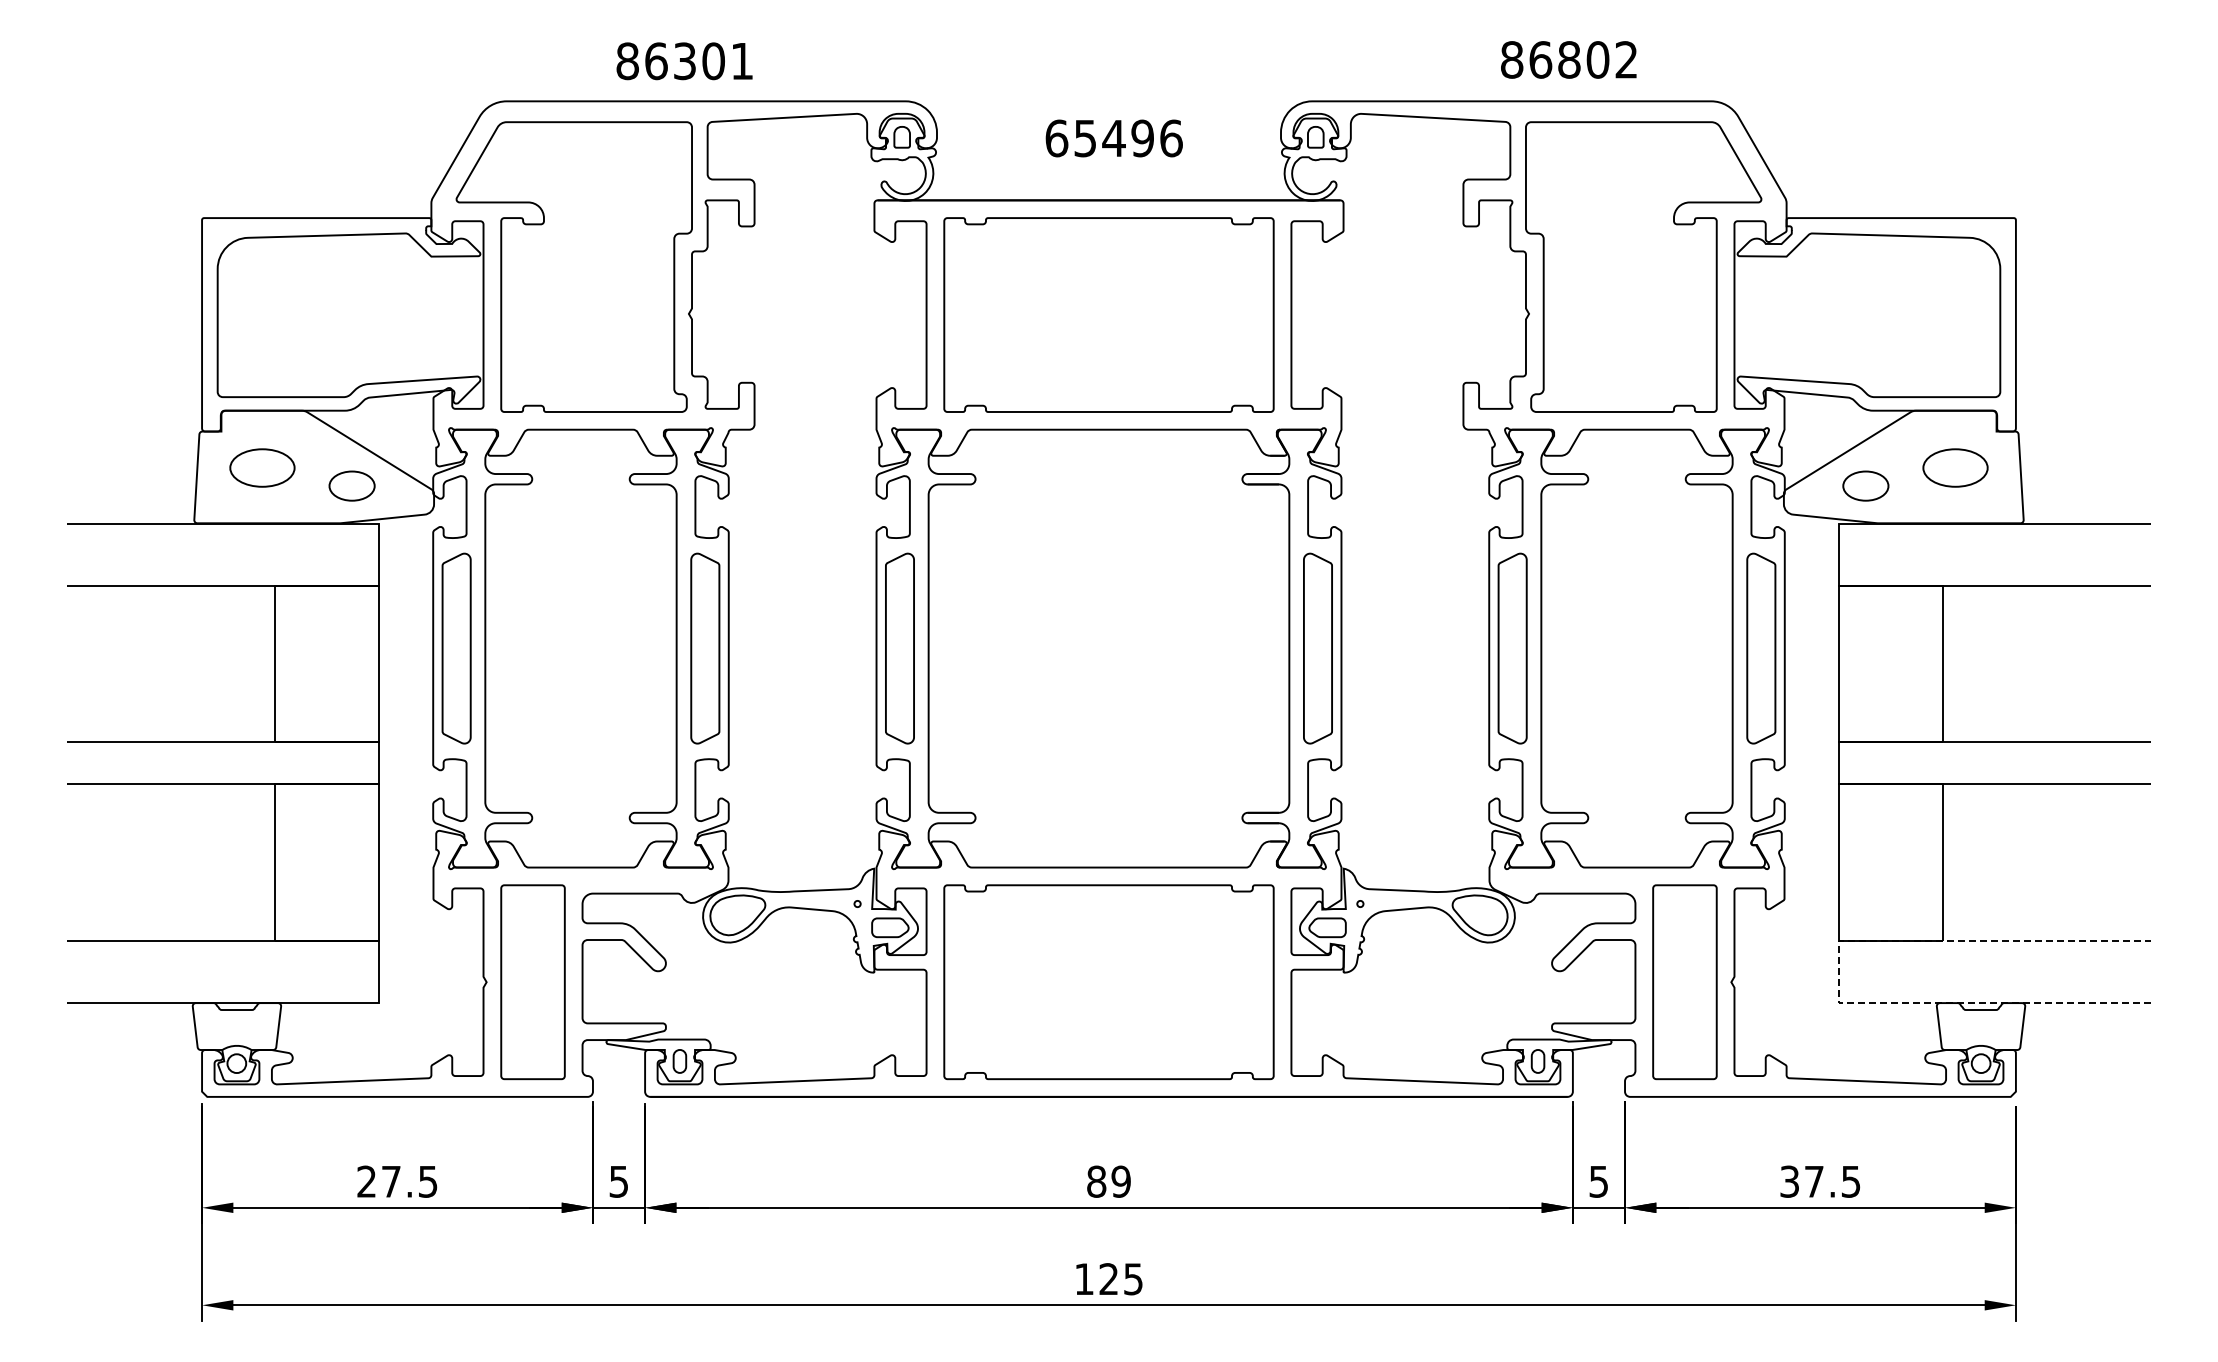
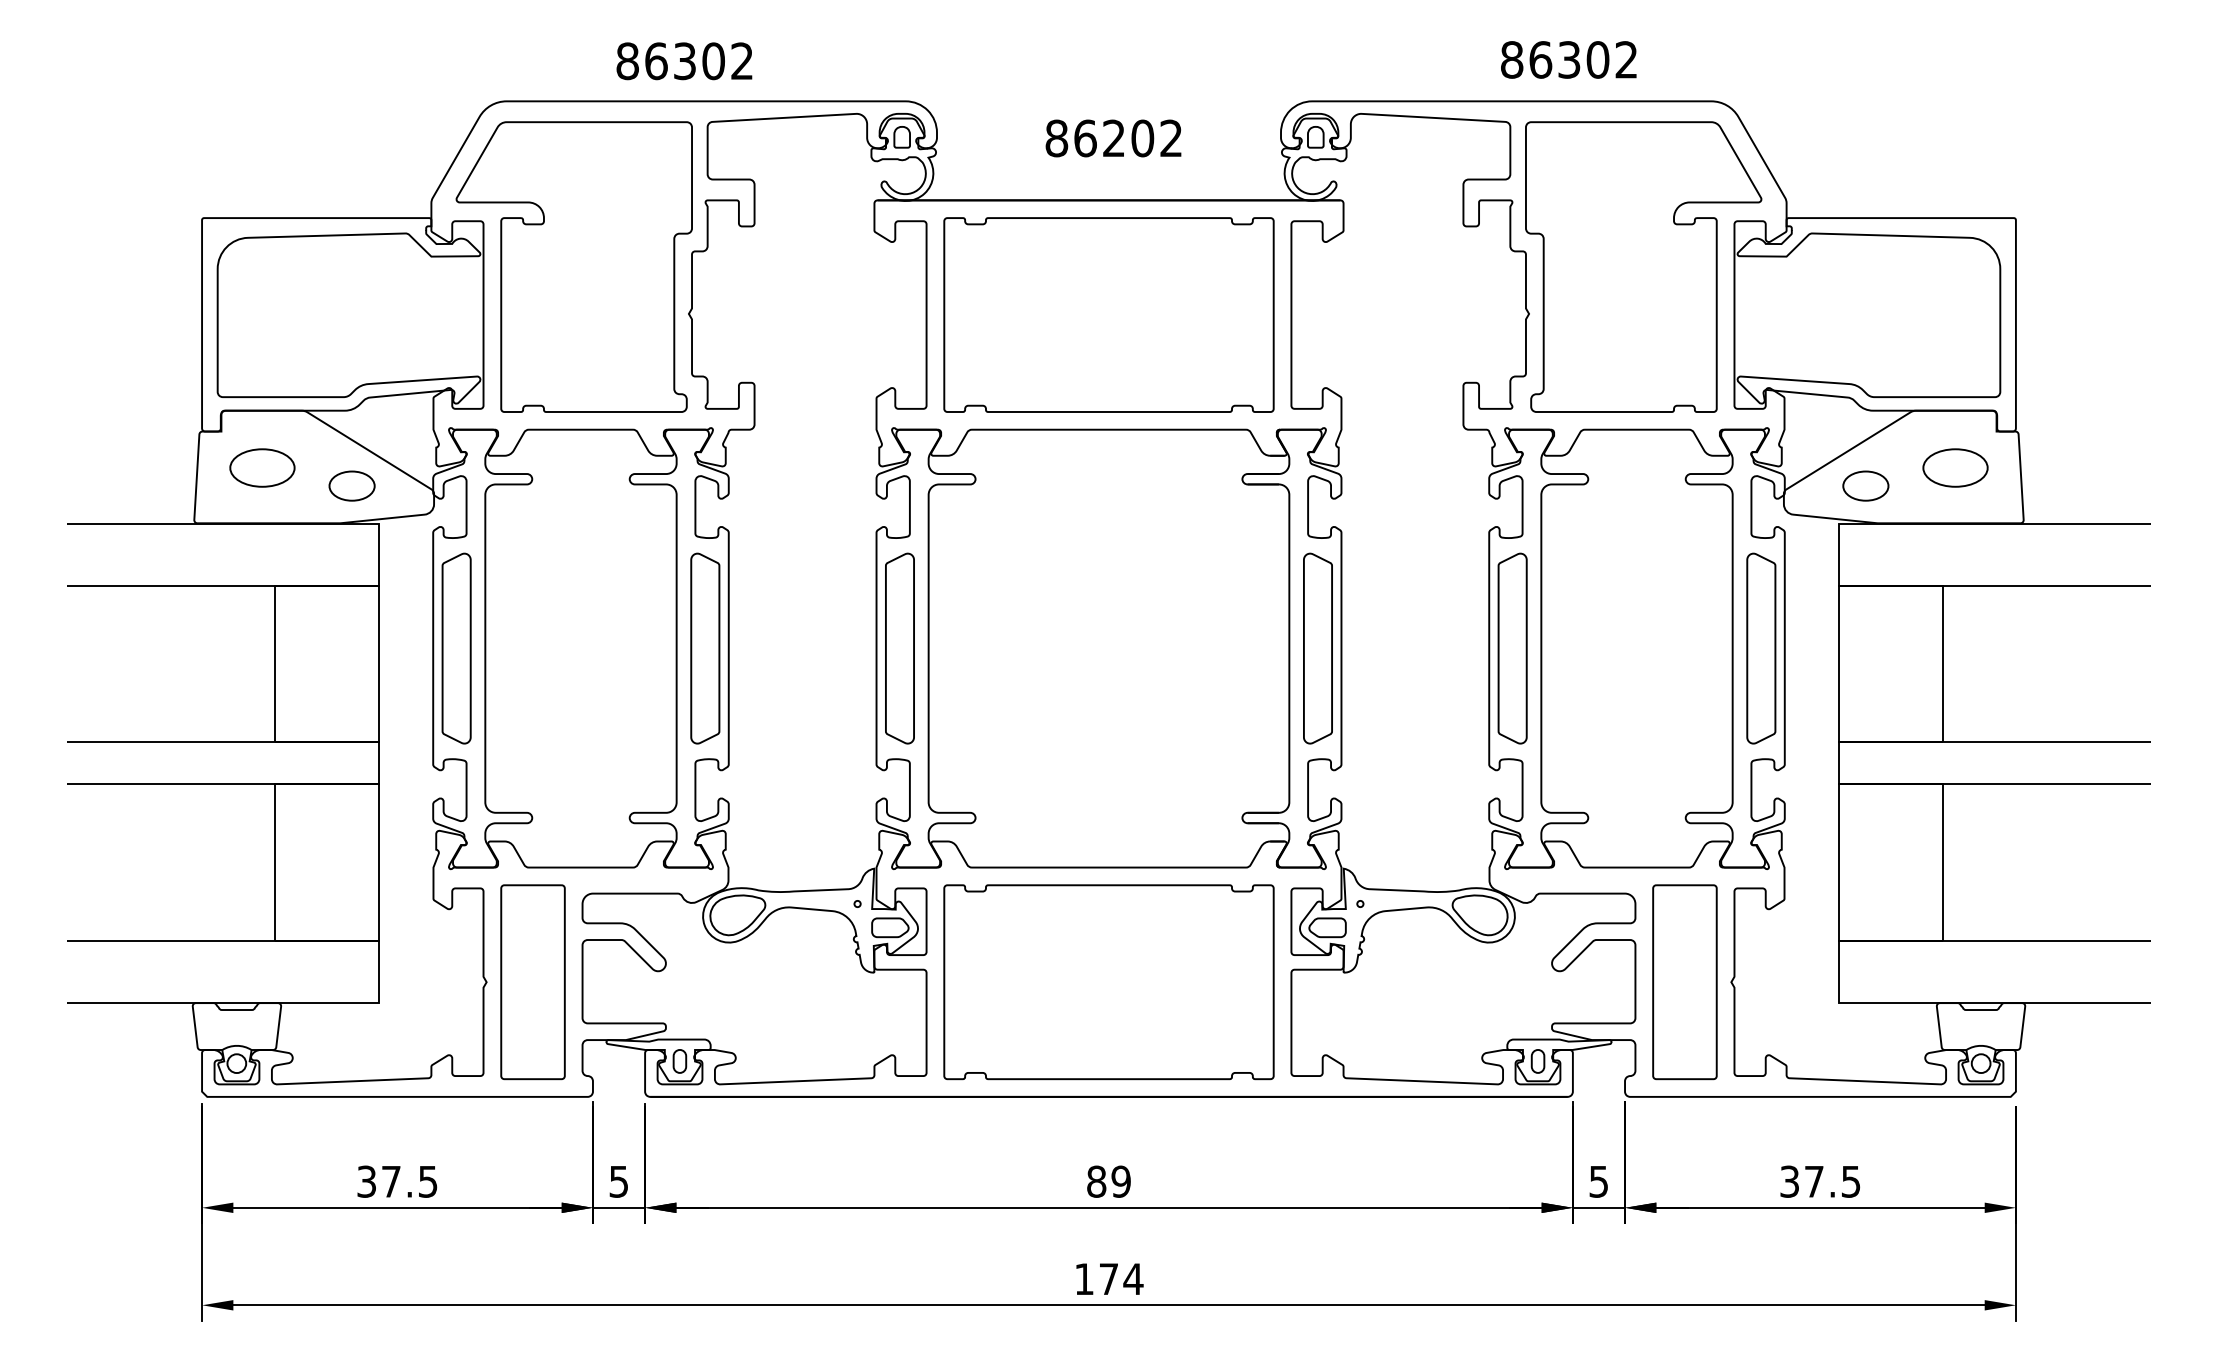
text: 86802 -> 86302 (1569, 59)
text: 86301 -> 86302 (741, 60)
text: 65496 -> 86202 (1113, 138)
line: dashed -> solid (1838, 971)
text: 27.5 -> 37.5 (366, 1181)
text: 125 -> 174 (1121, 1279)
